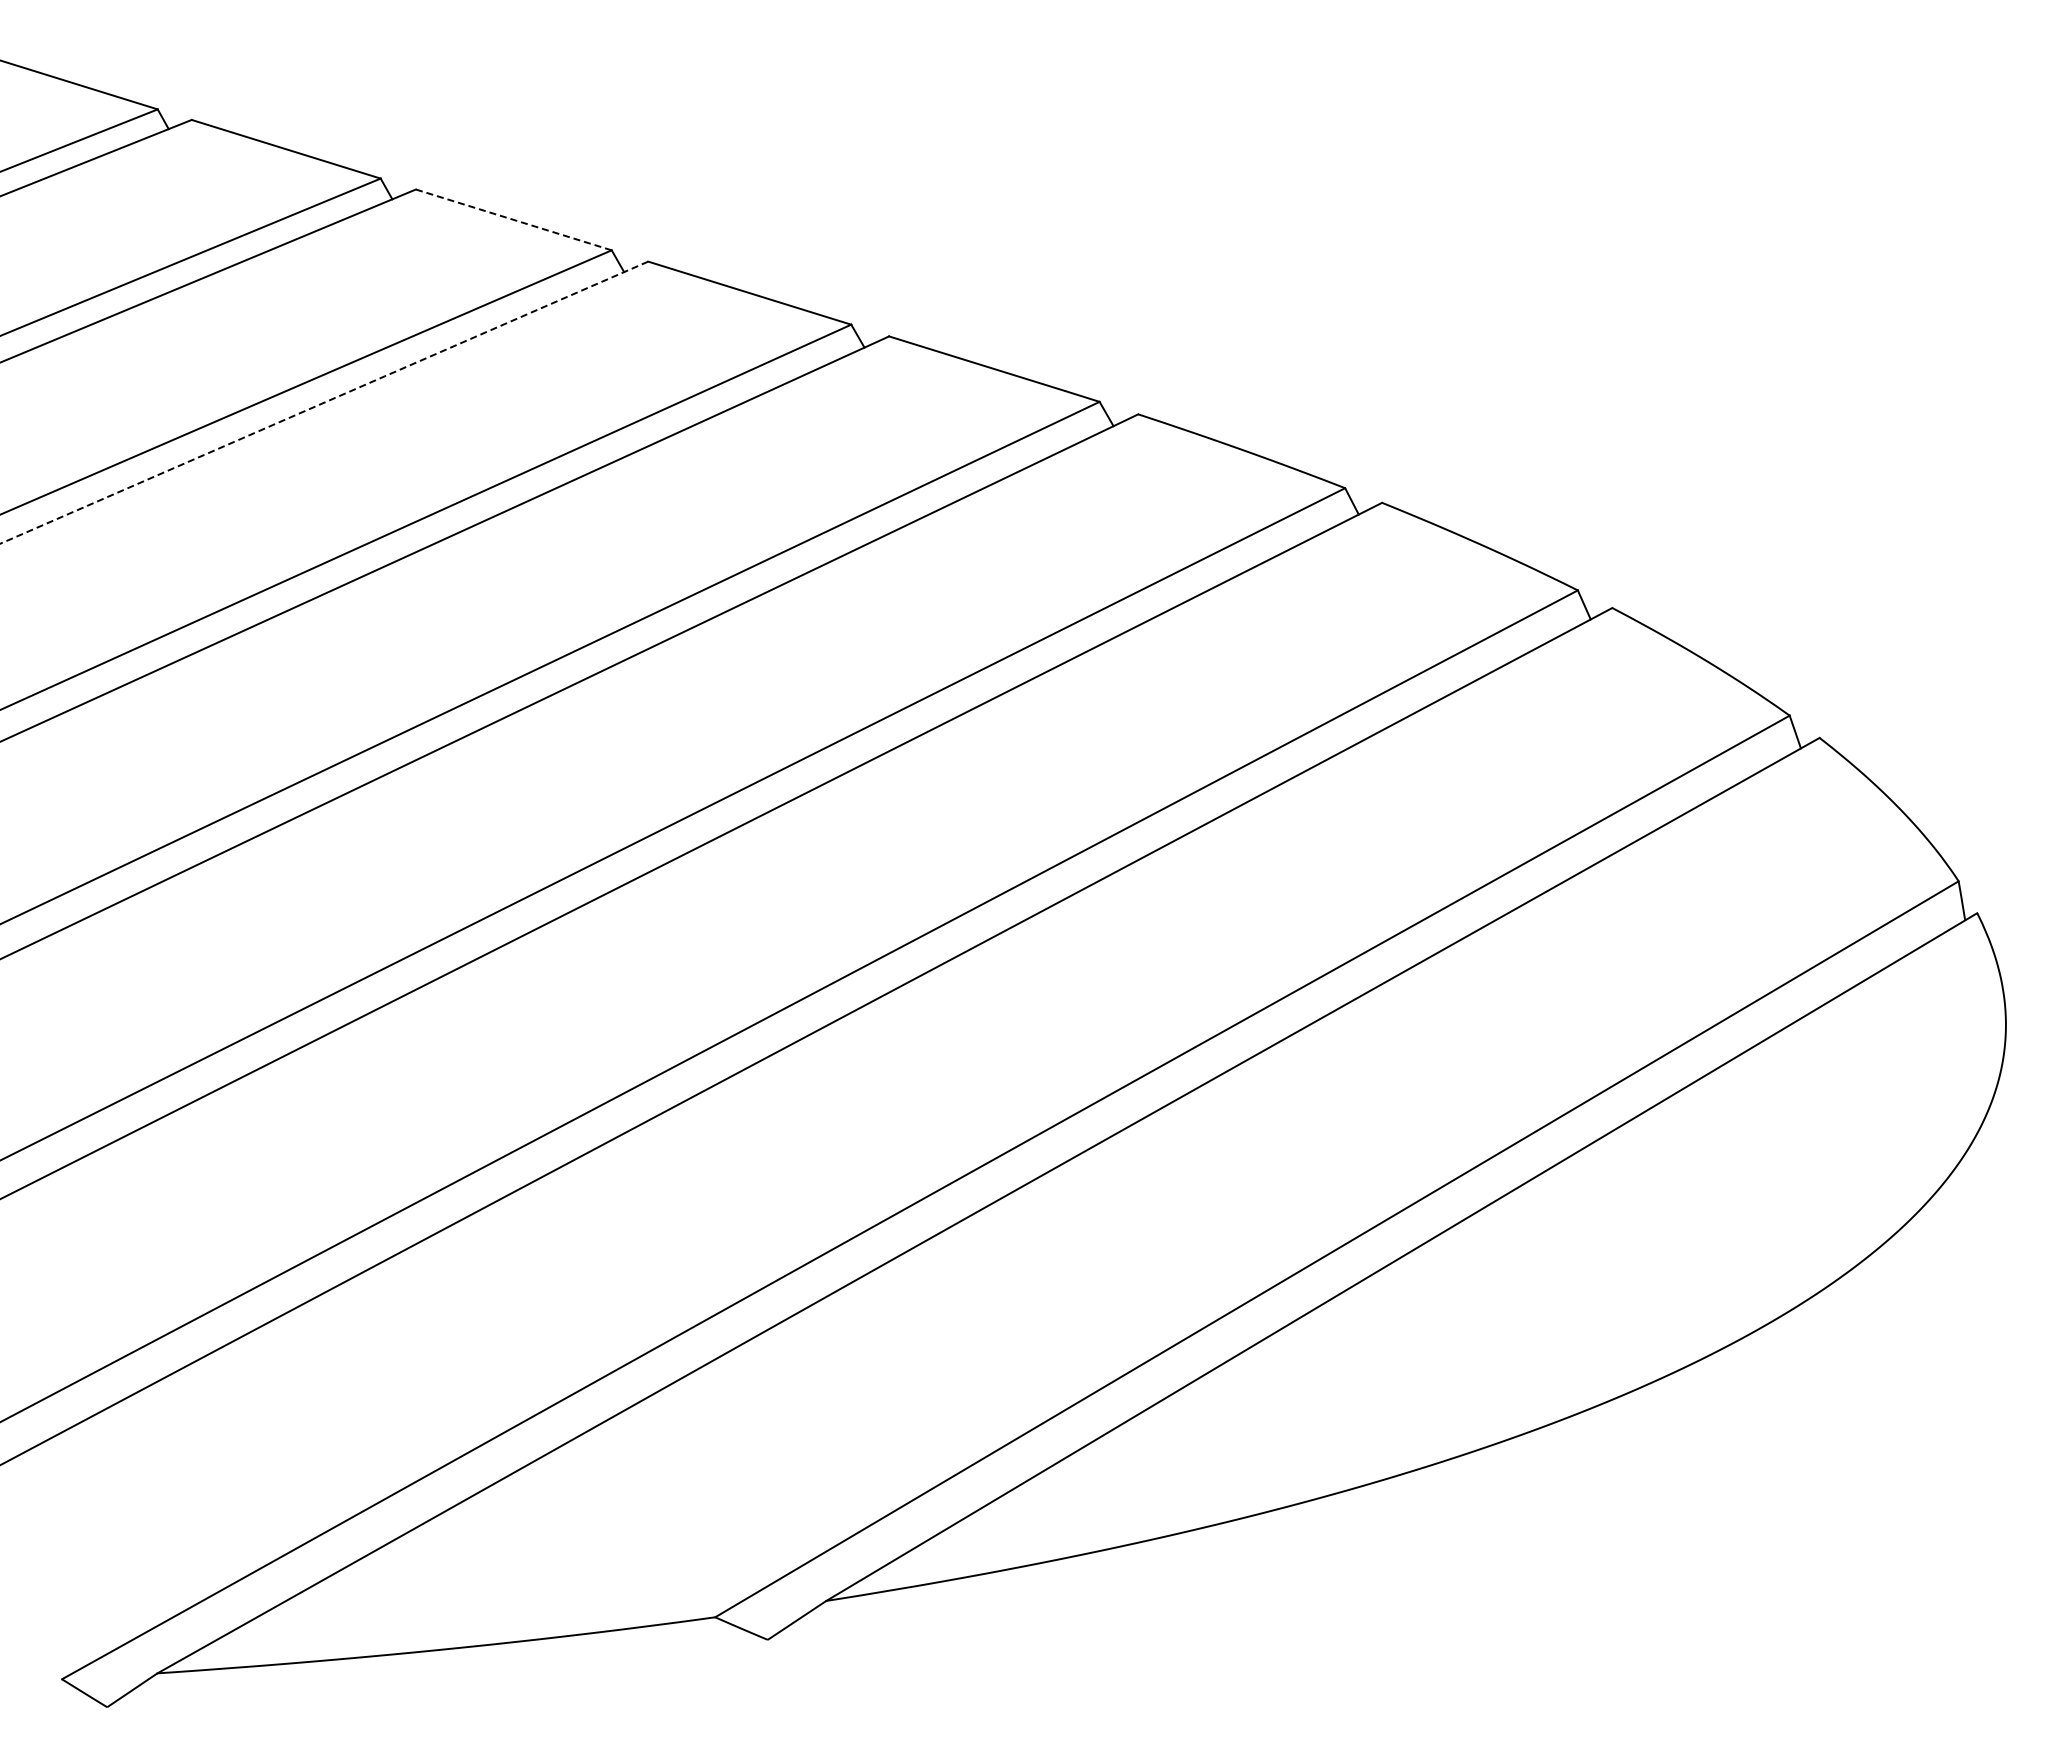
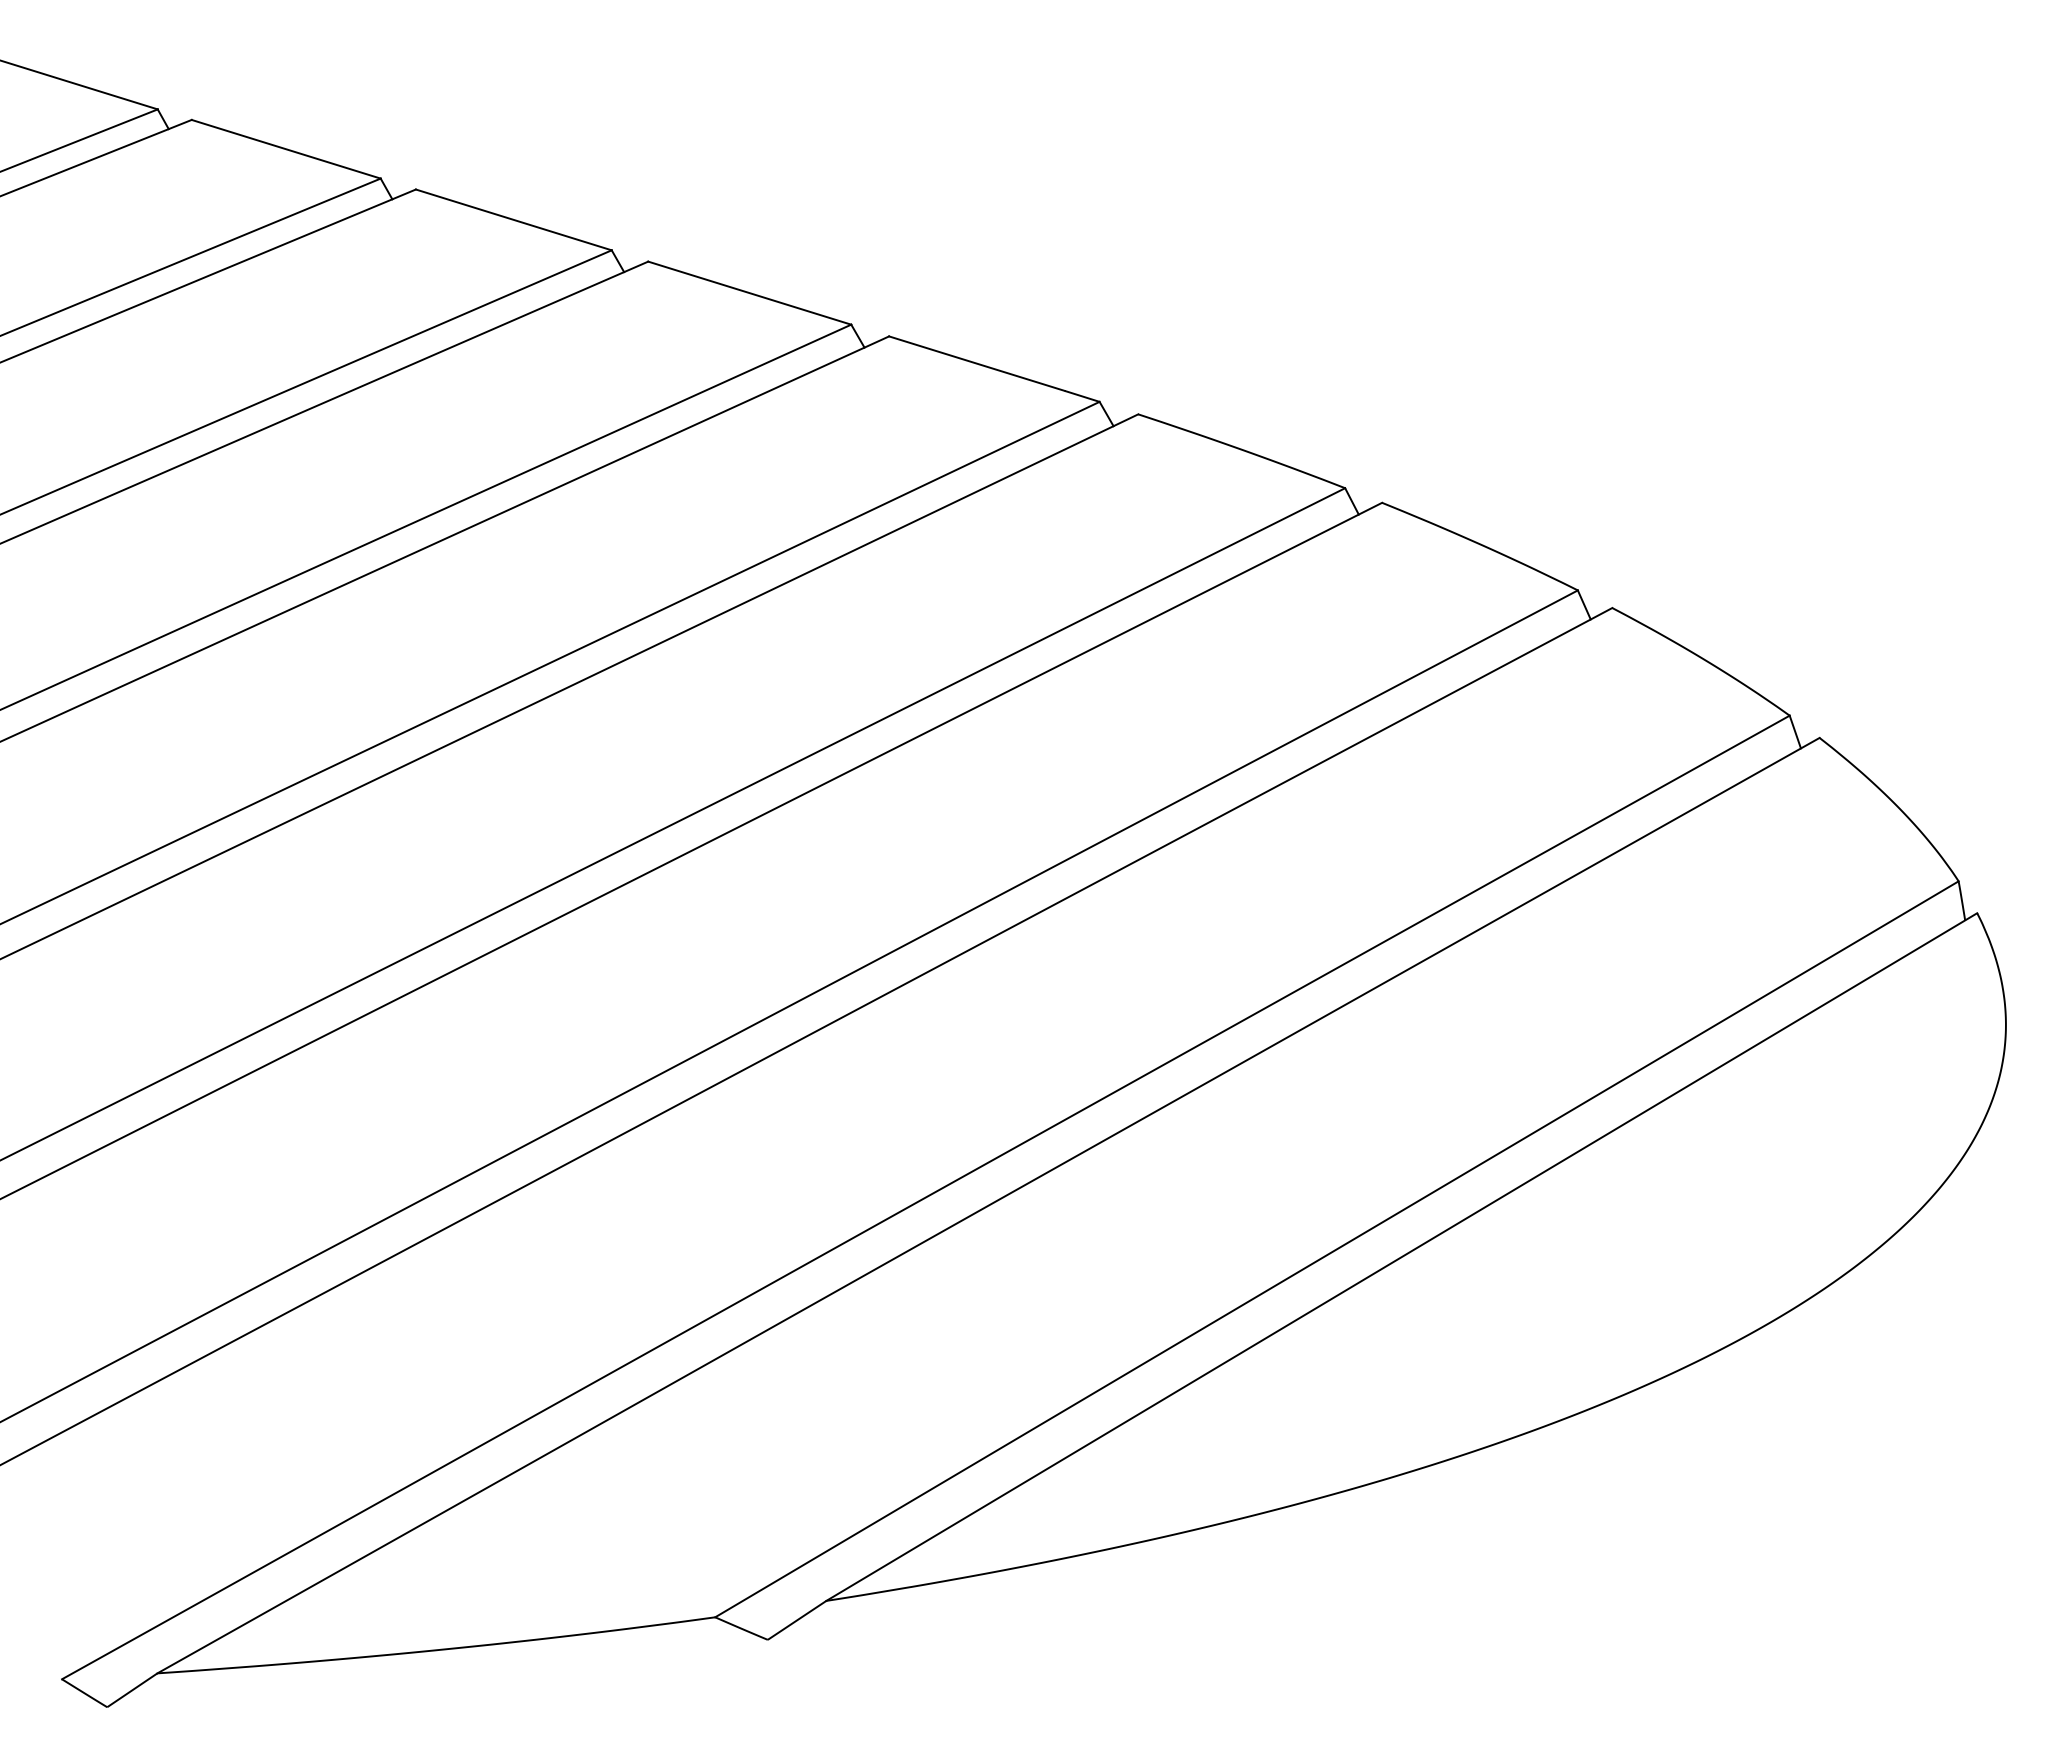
line: dashed -> solid (513, 219)
line: dashed -> solid (323, 402)
